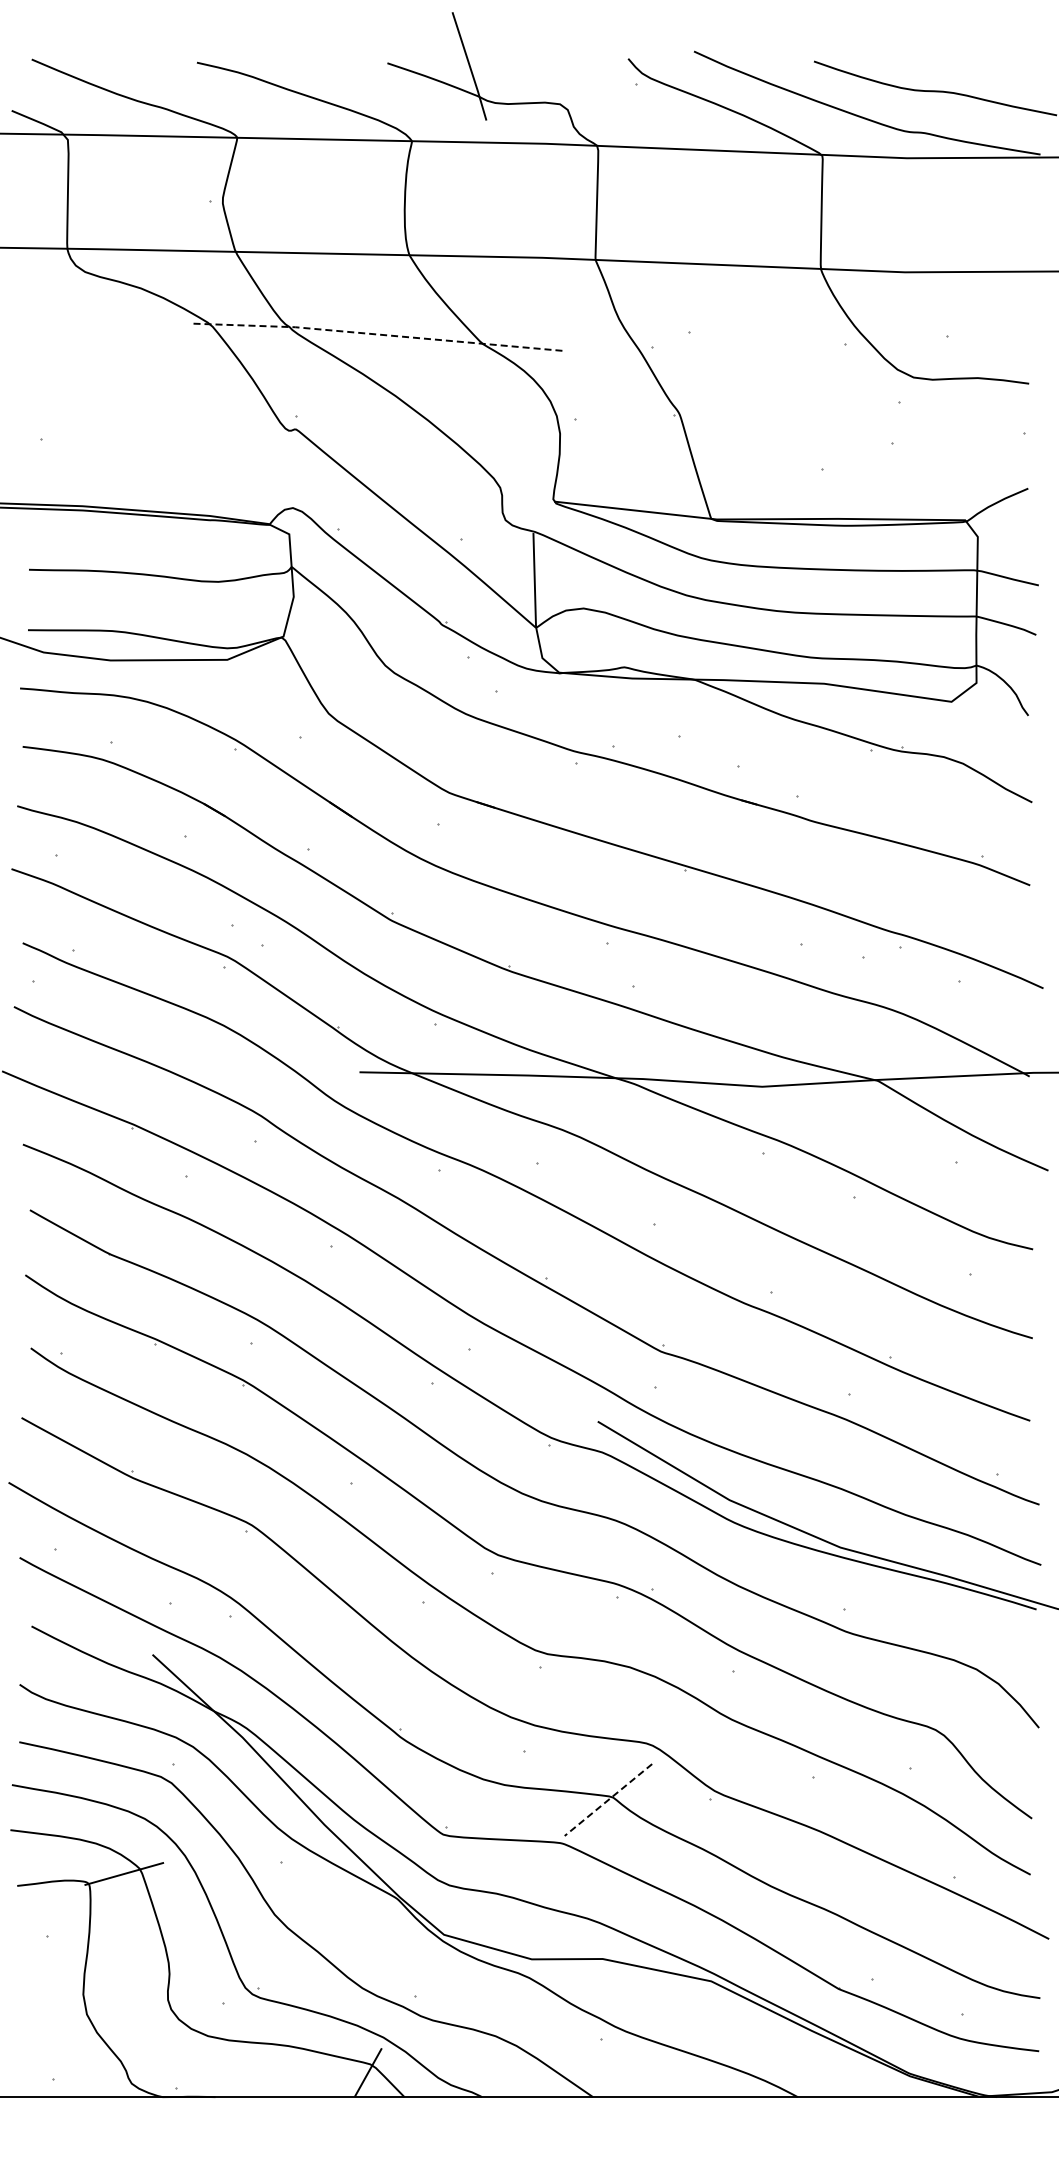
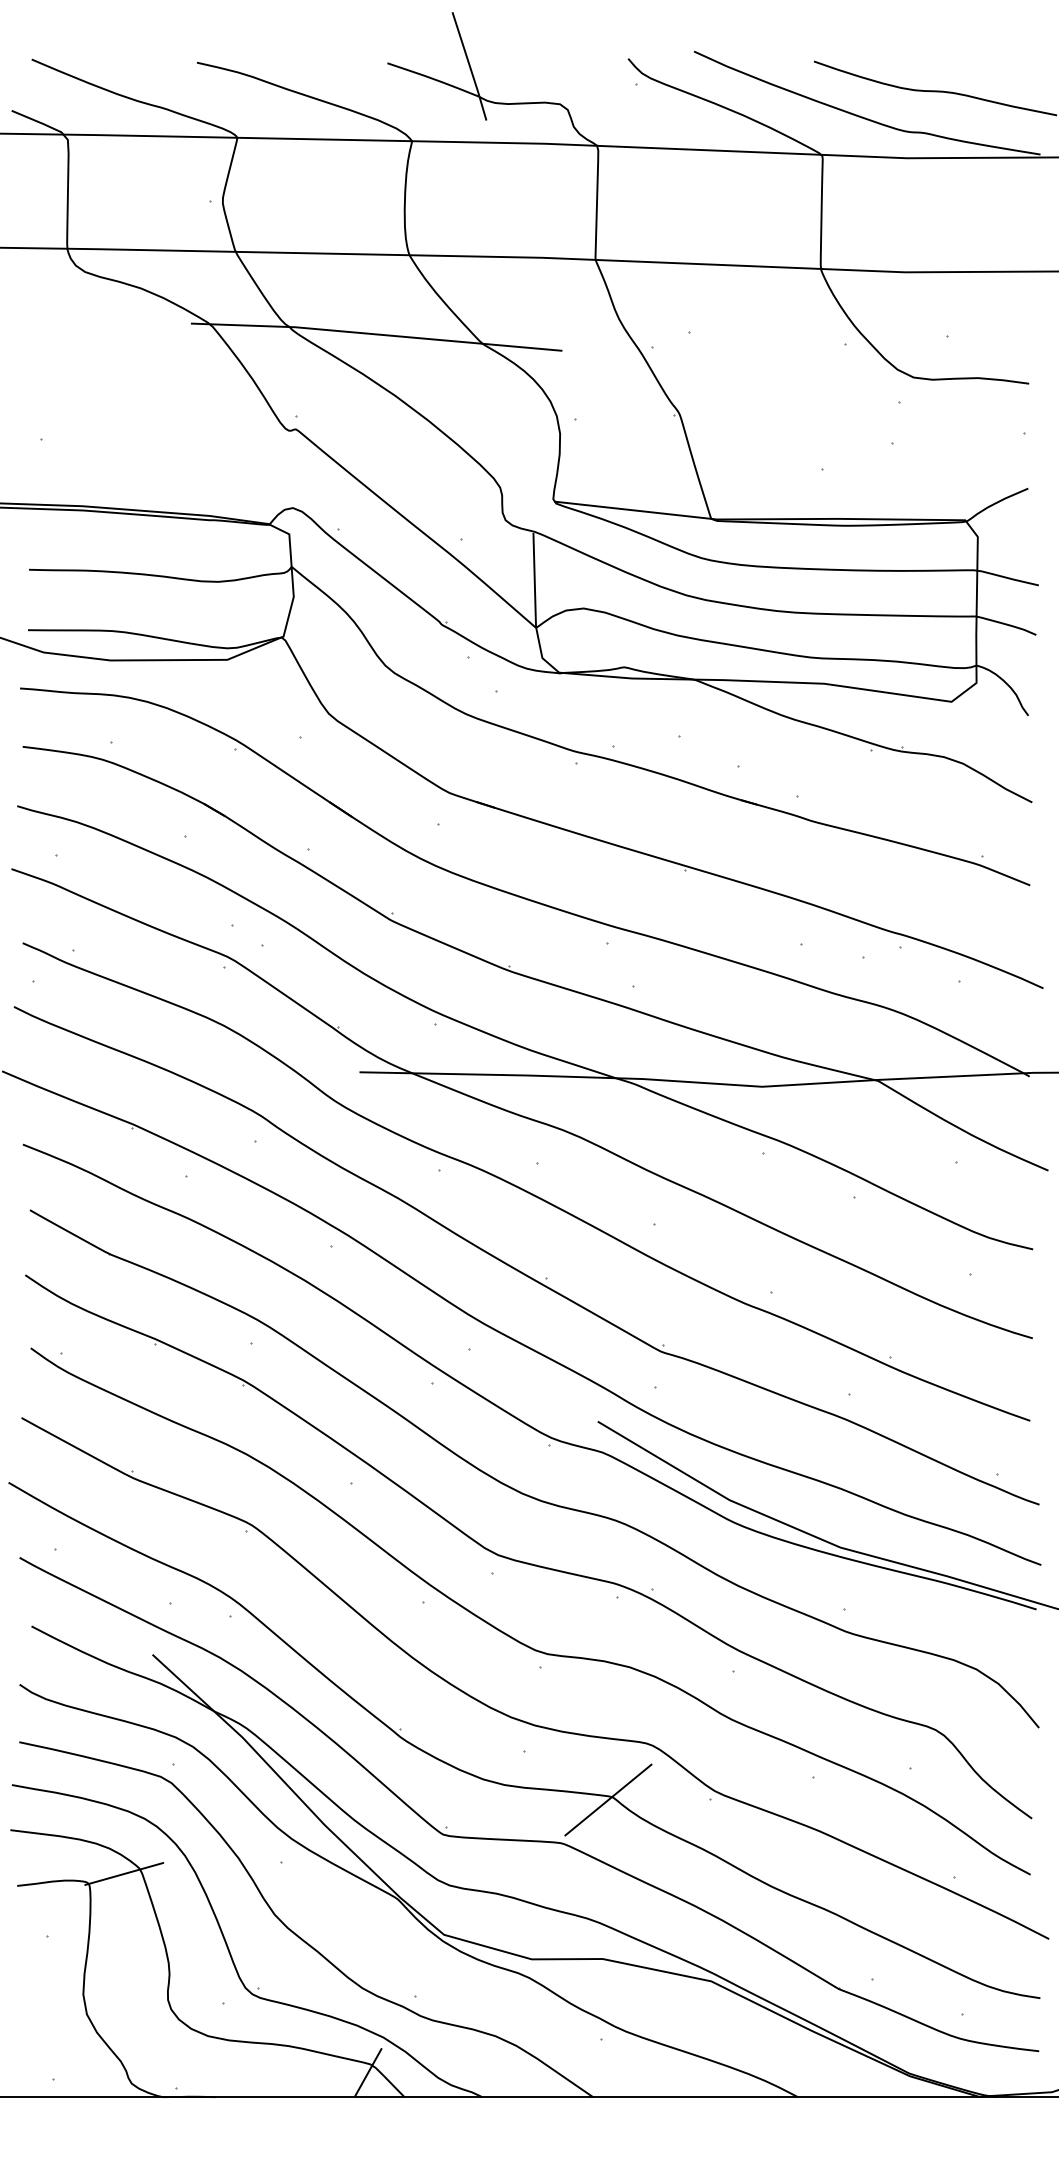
line: dashed -> solid (375, 334)
line: dashed -> solid (608, 1800)
